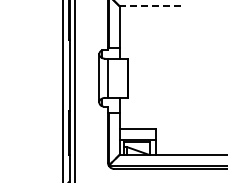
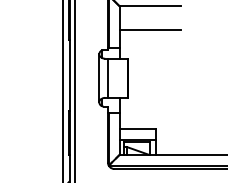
line: dashed -> solid (149, 6)
line: none -> present (149, 30)
